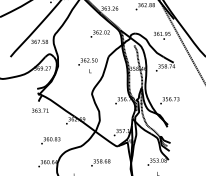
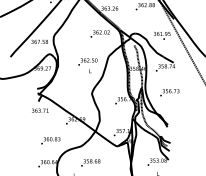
text position: (169, 100) -> (169, 92) (169, 92)
text position: (100, 162) -> (90, 162) (90, 162)
